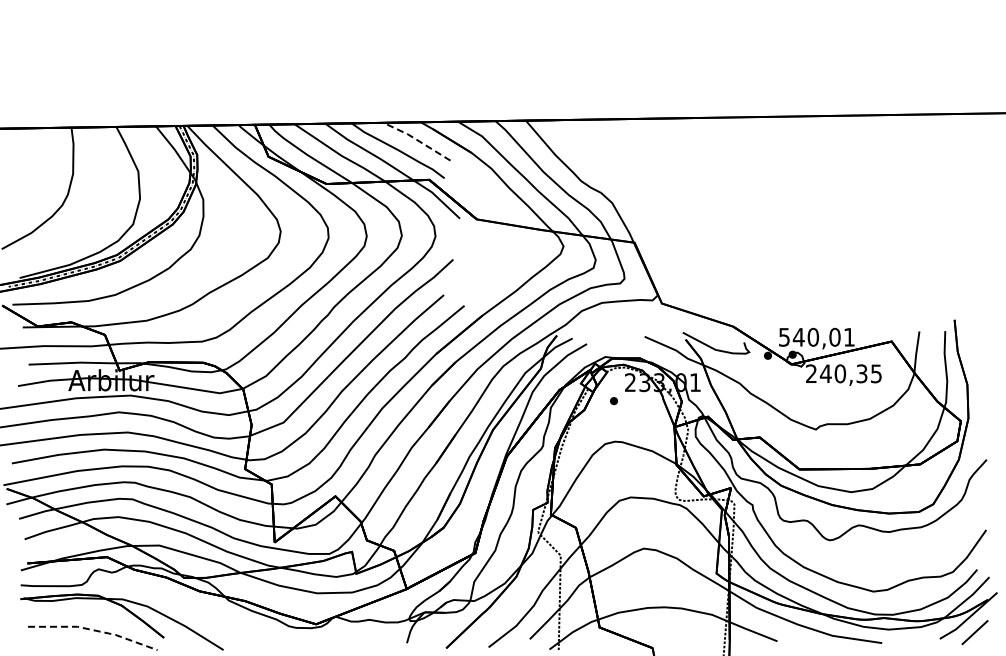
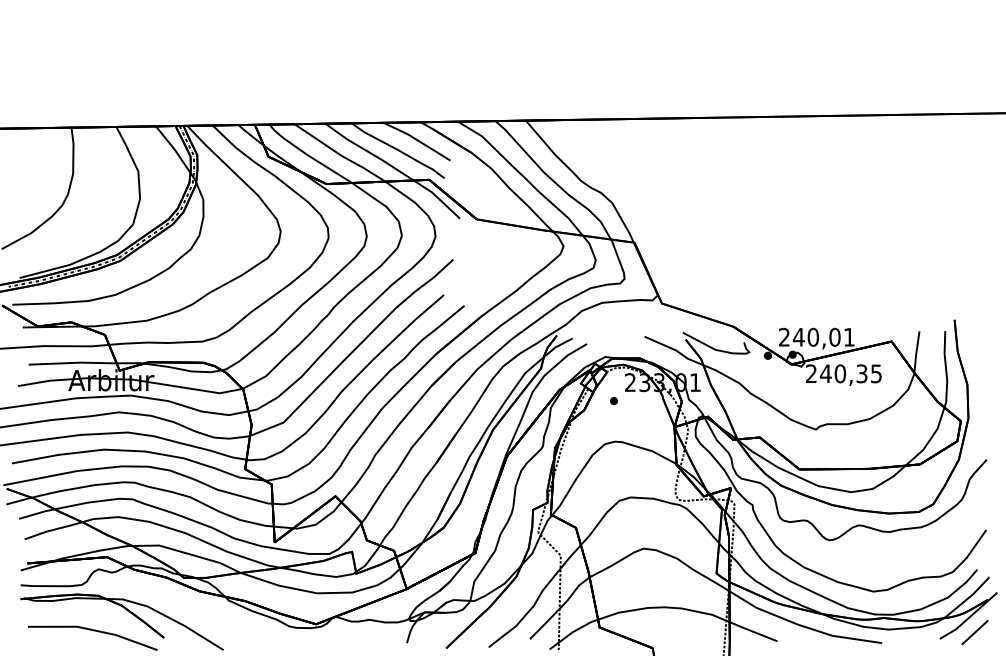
line: dashed -> solid (417, 140)
text: 540,01 -> 240,01 (784, 336)
line: dashed -> solid (94, 630)
